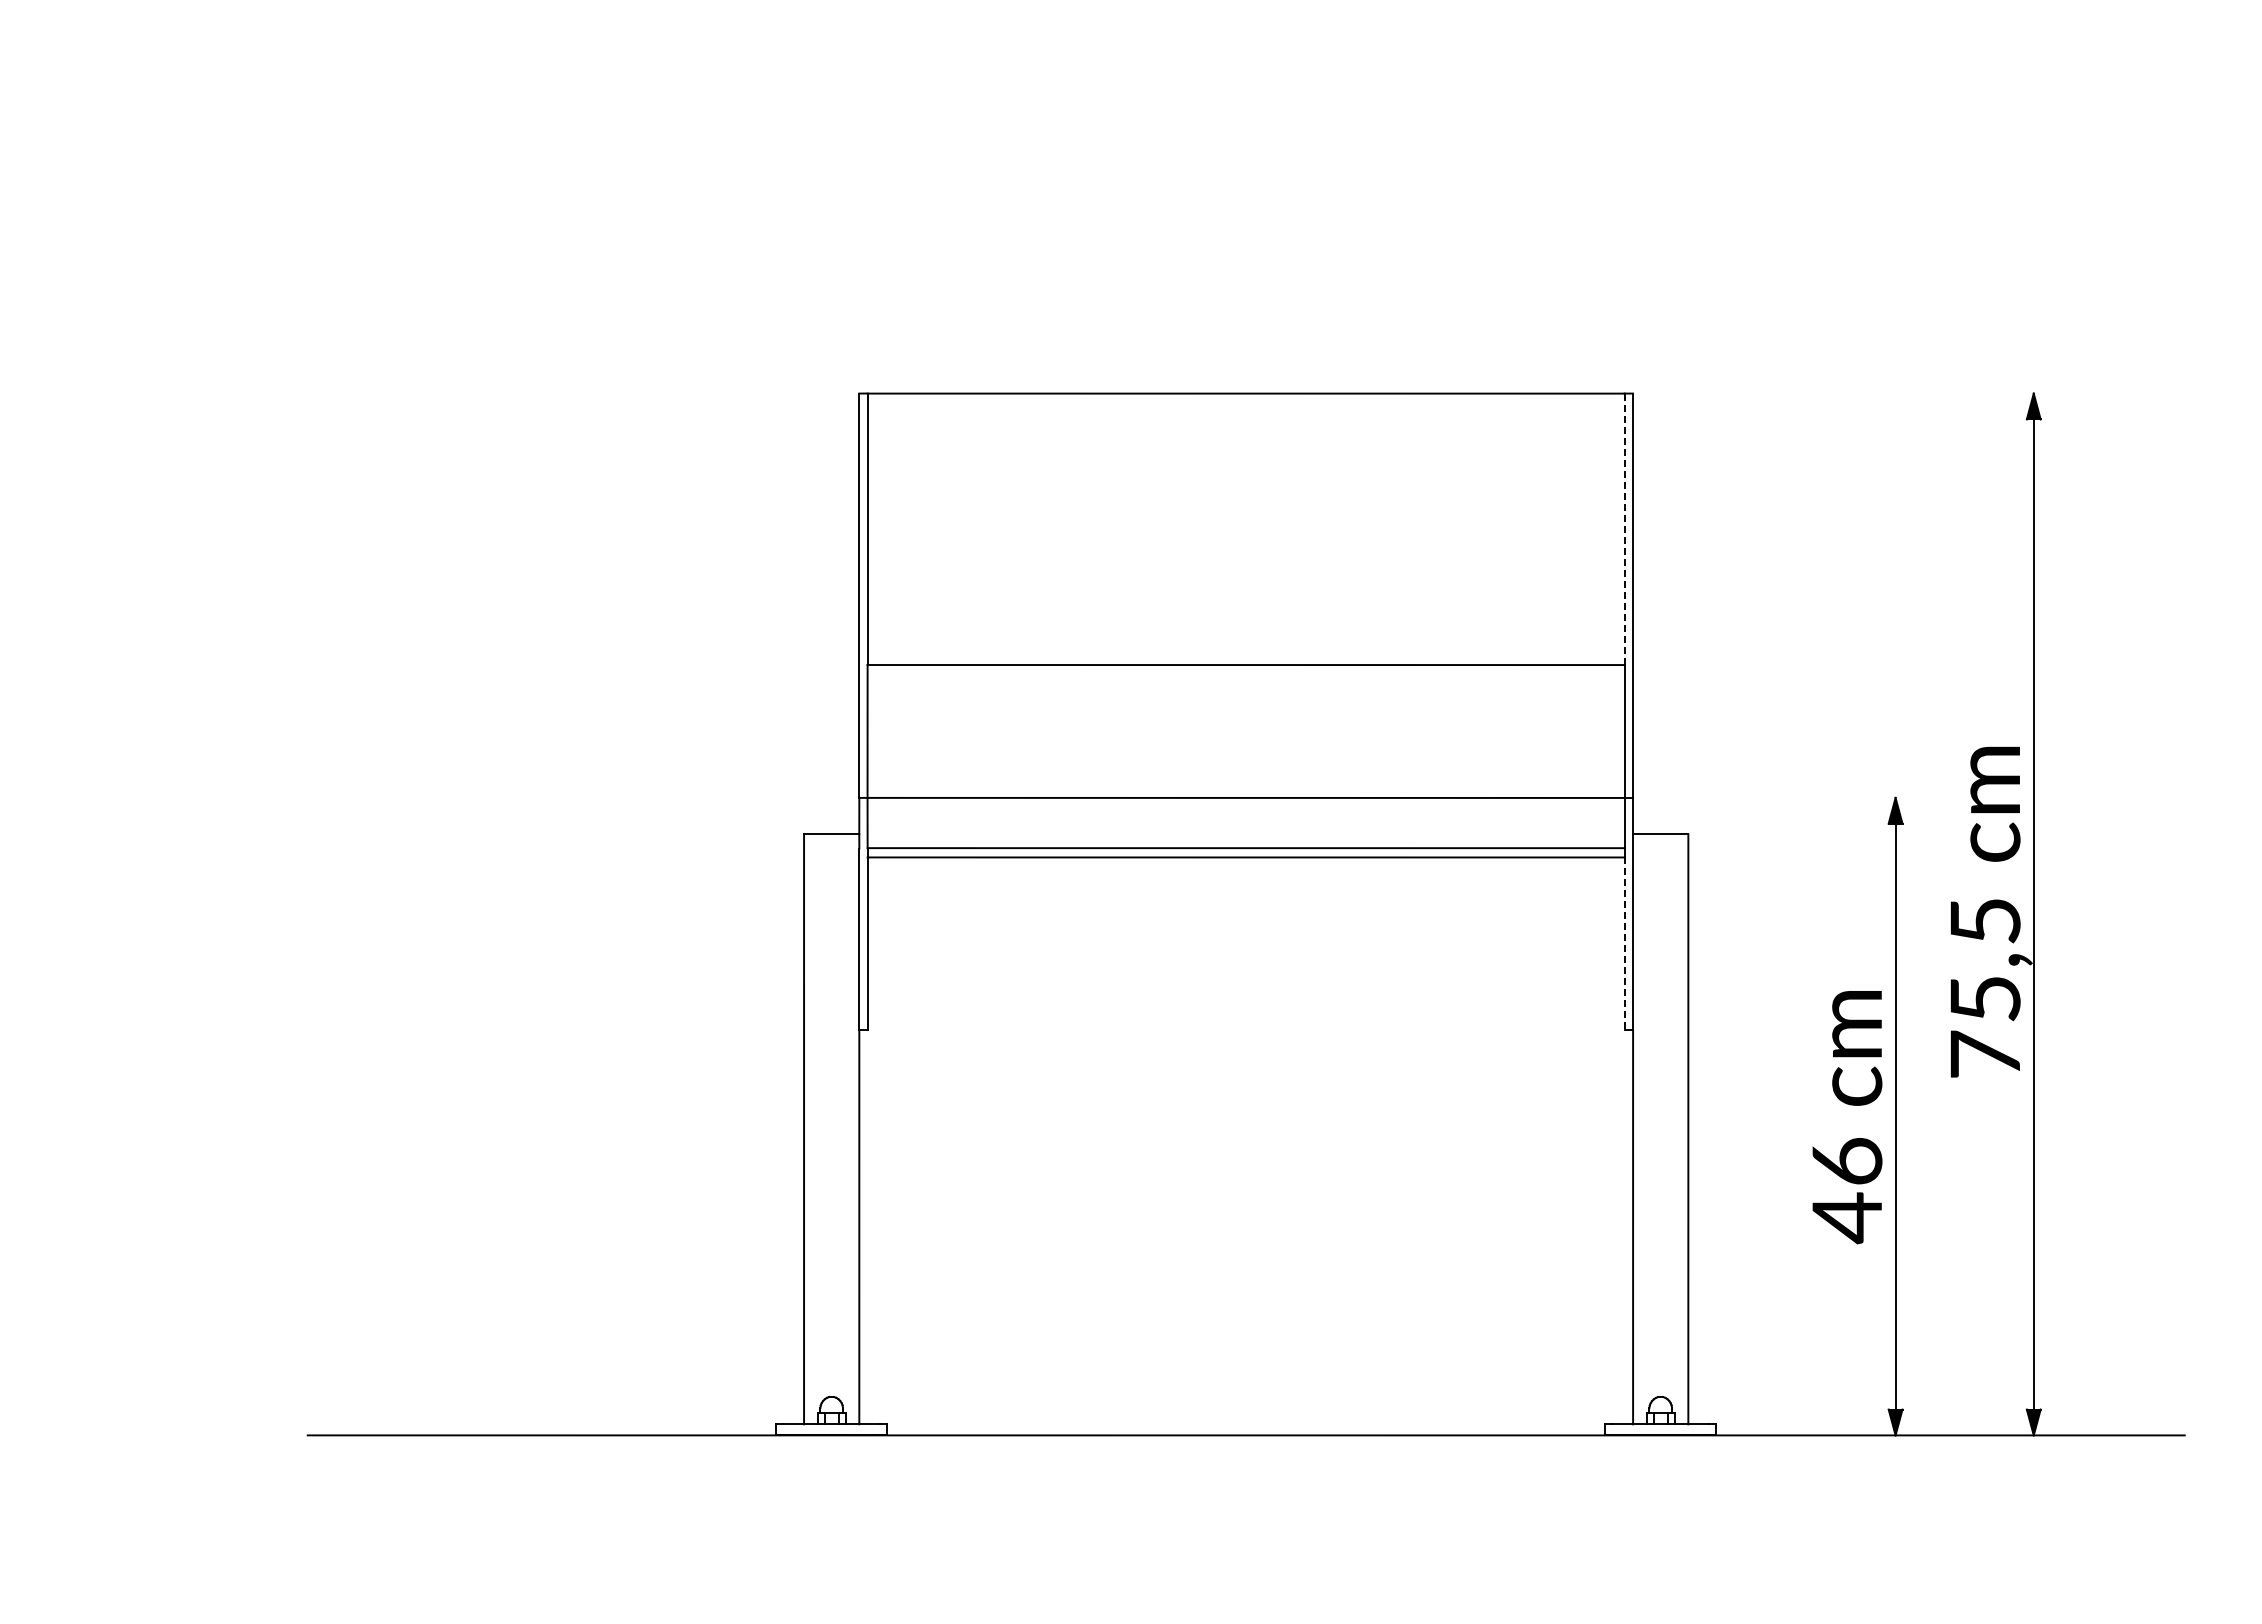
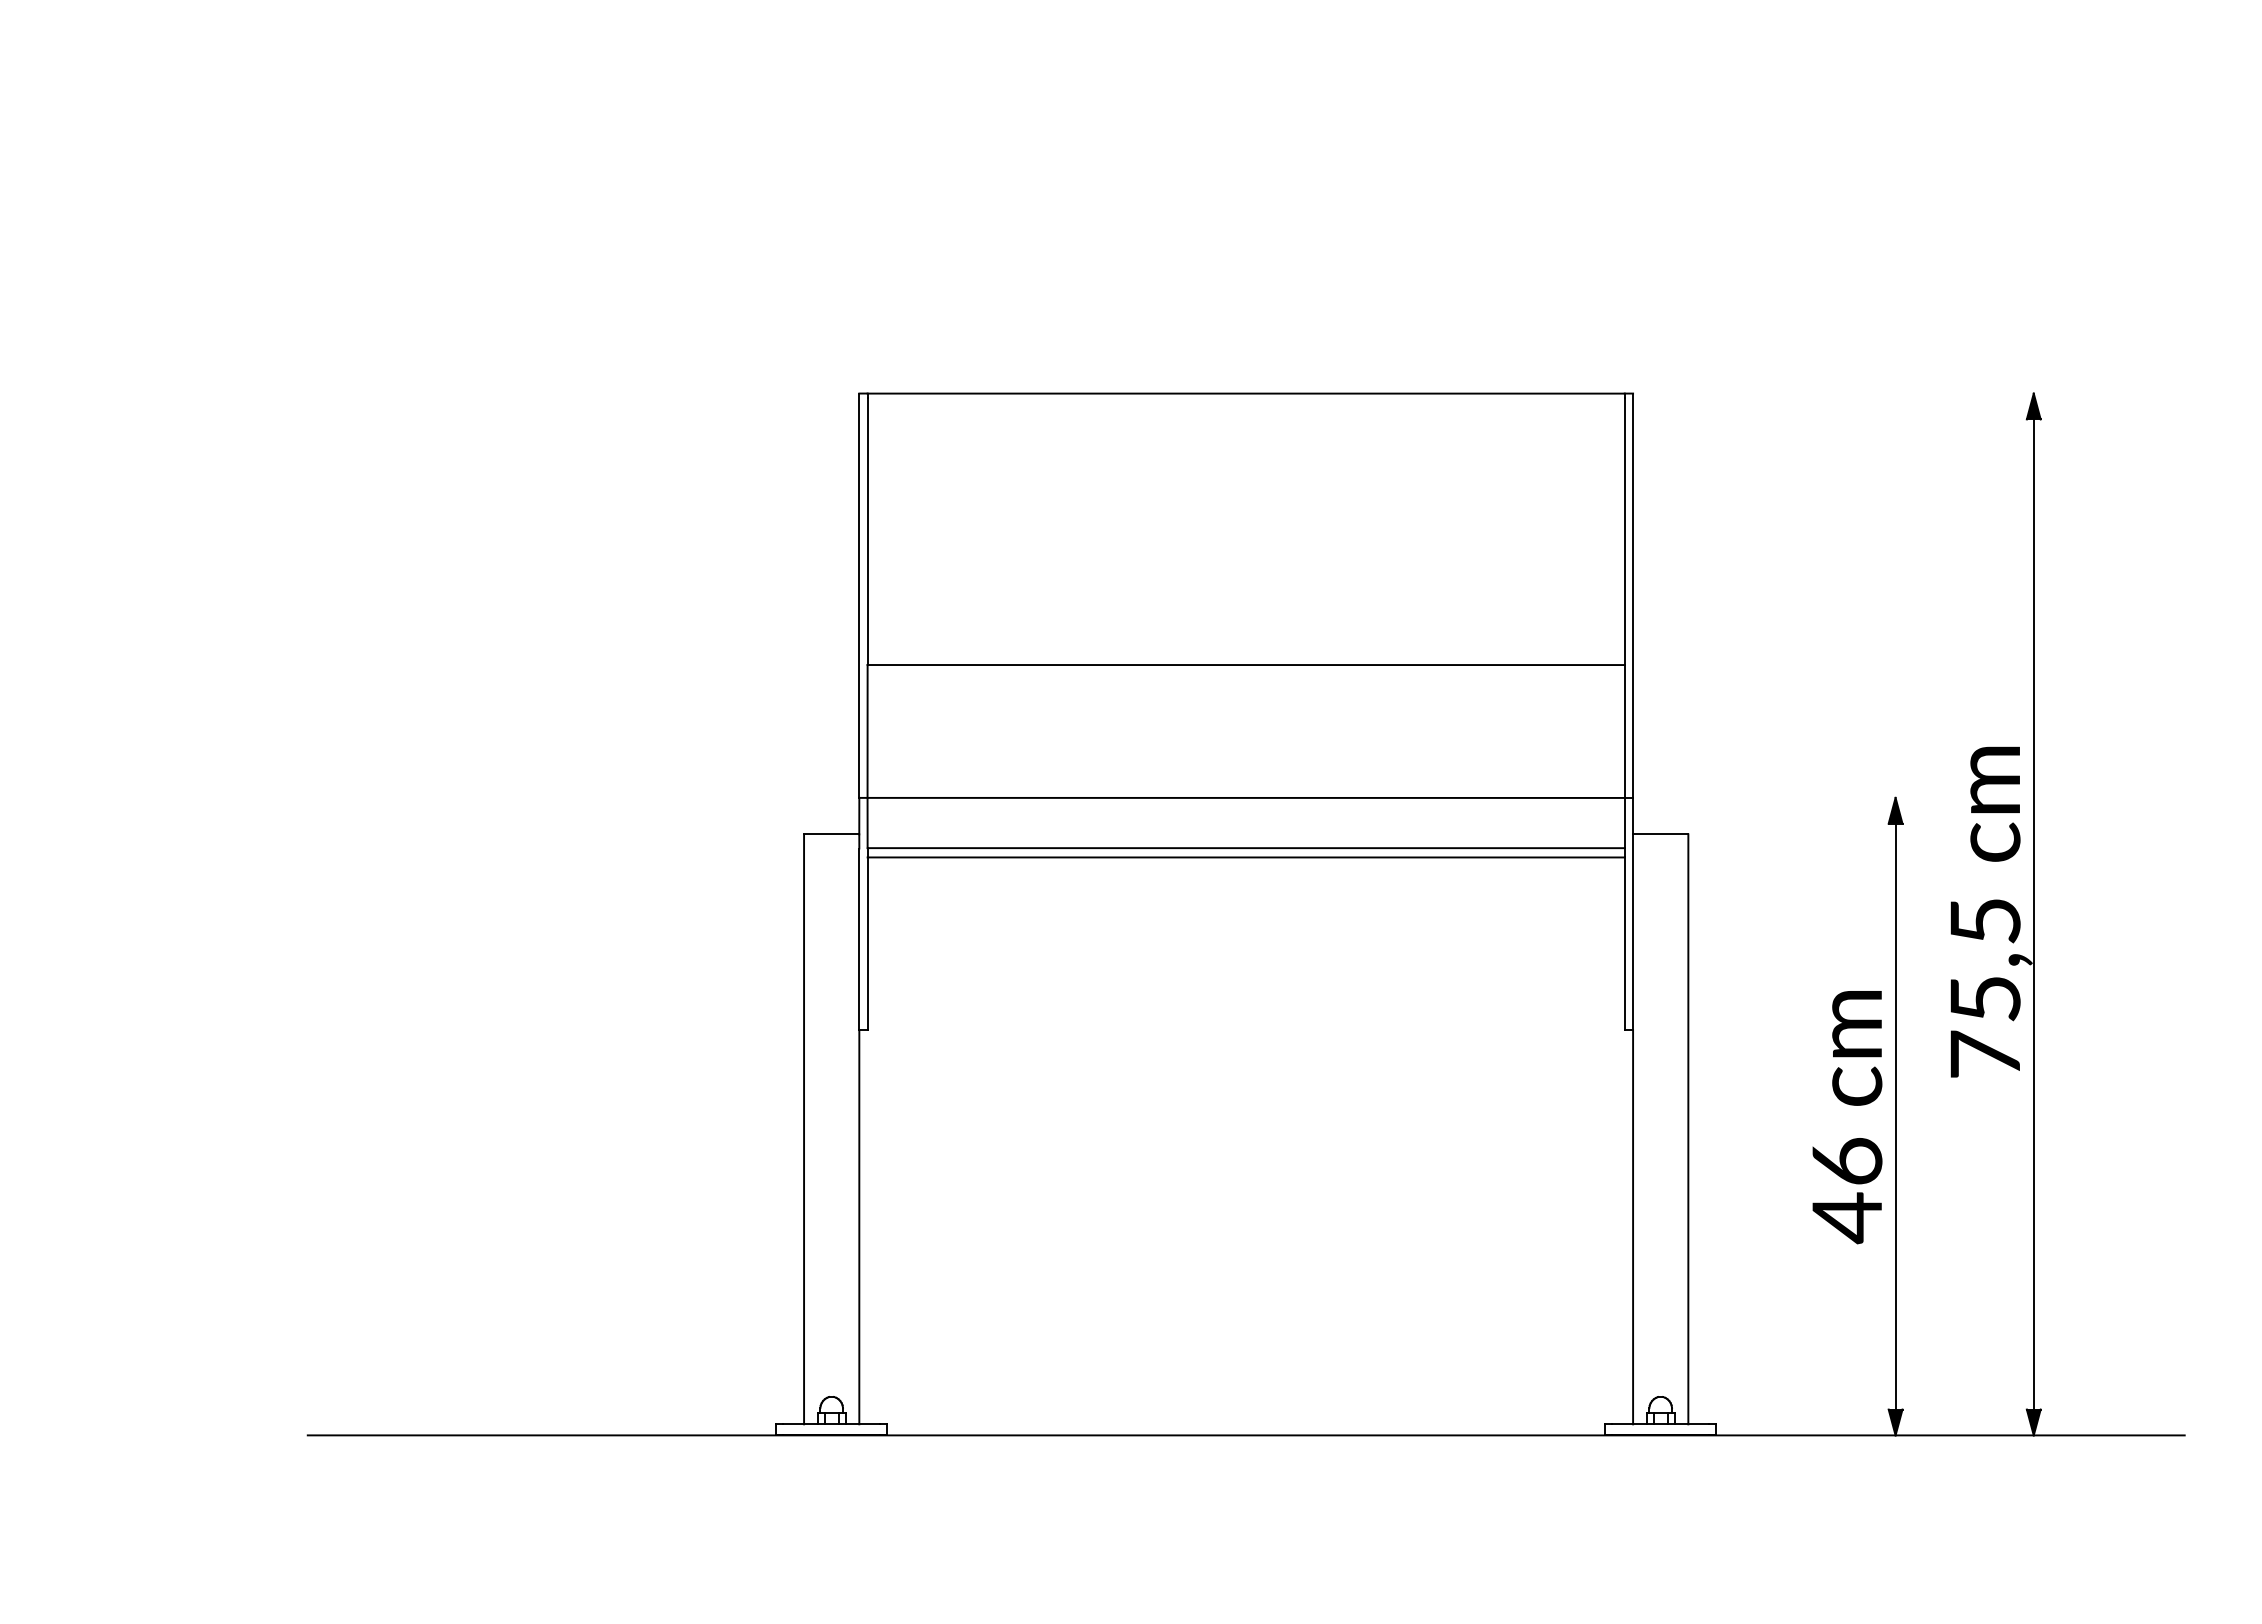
line: dashed -> solid (1624, 531)
line: dashed -> solid (1624, 943)
